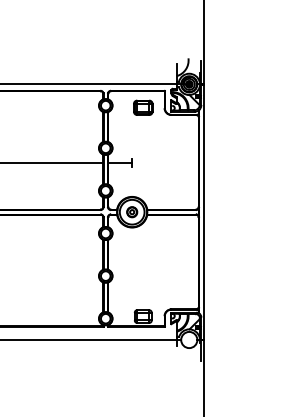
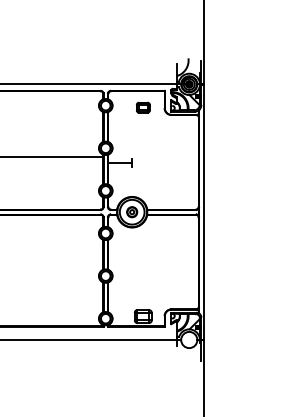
part size: 21x17 px -> 15x13 px (143, 107)
line position: (52, 162) -> (52, 156) (52, 156)
